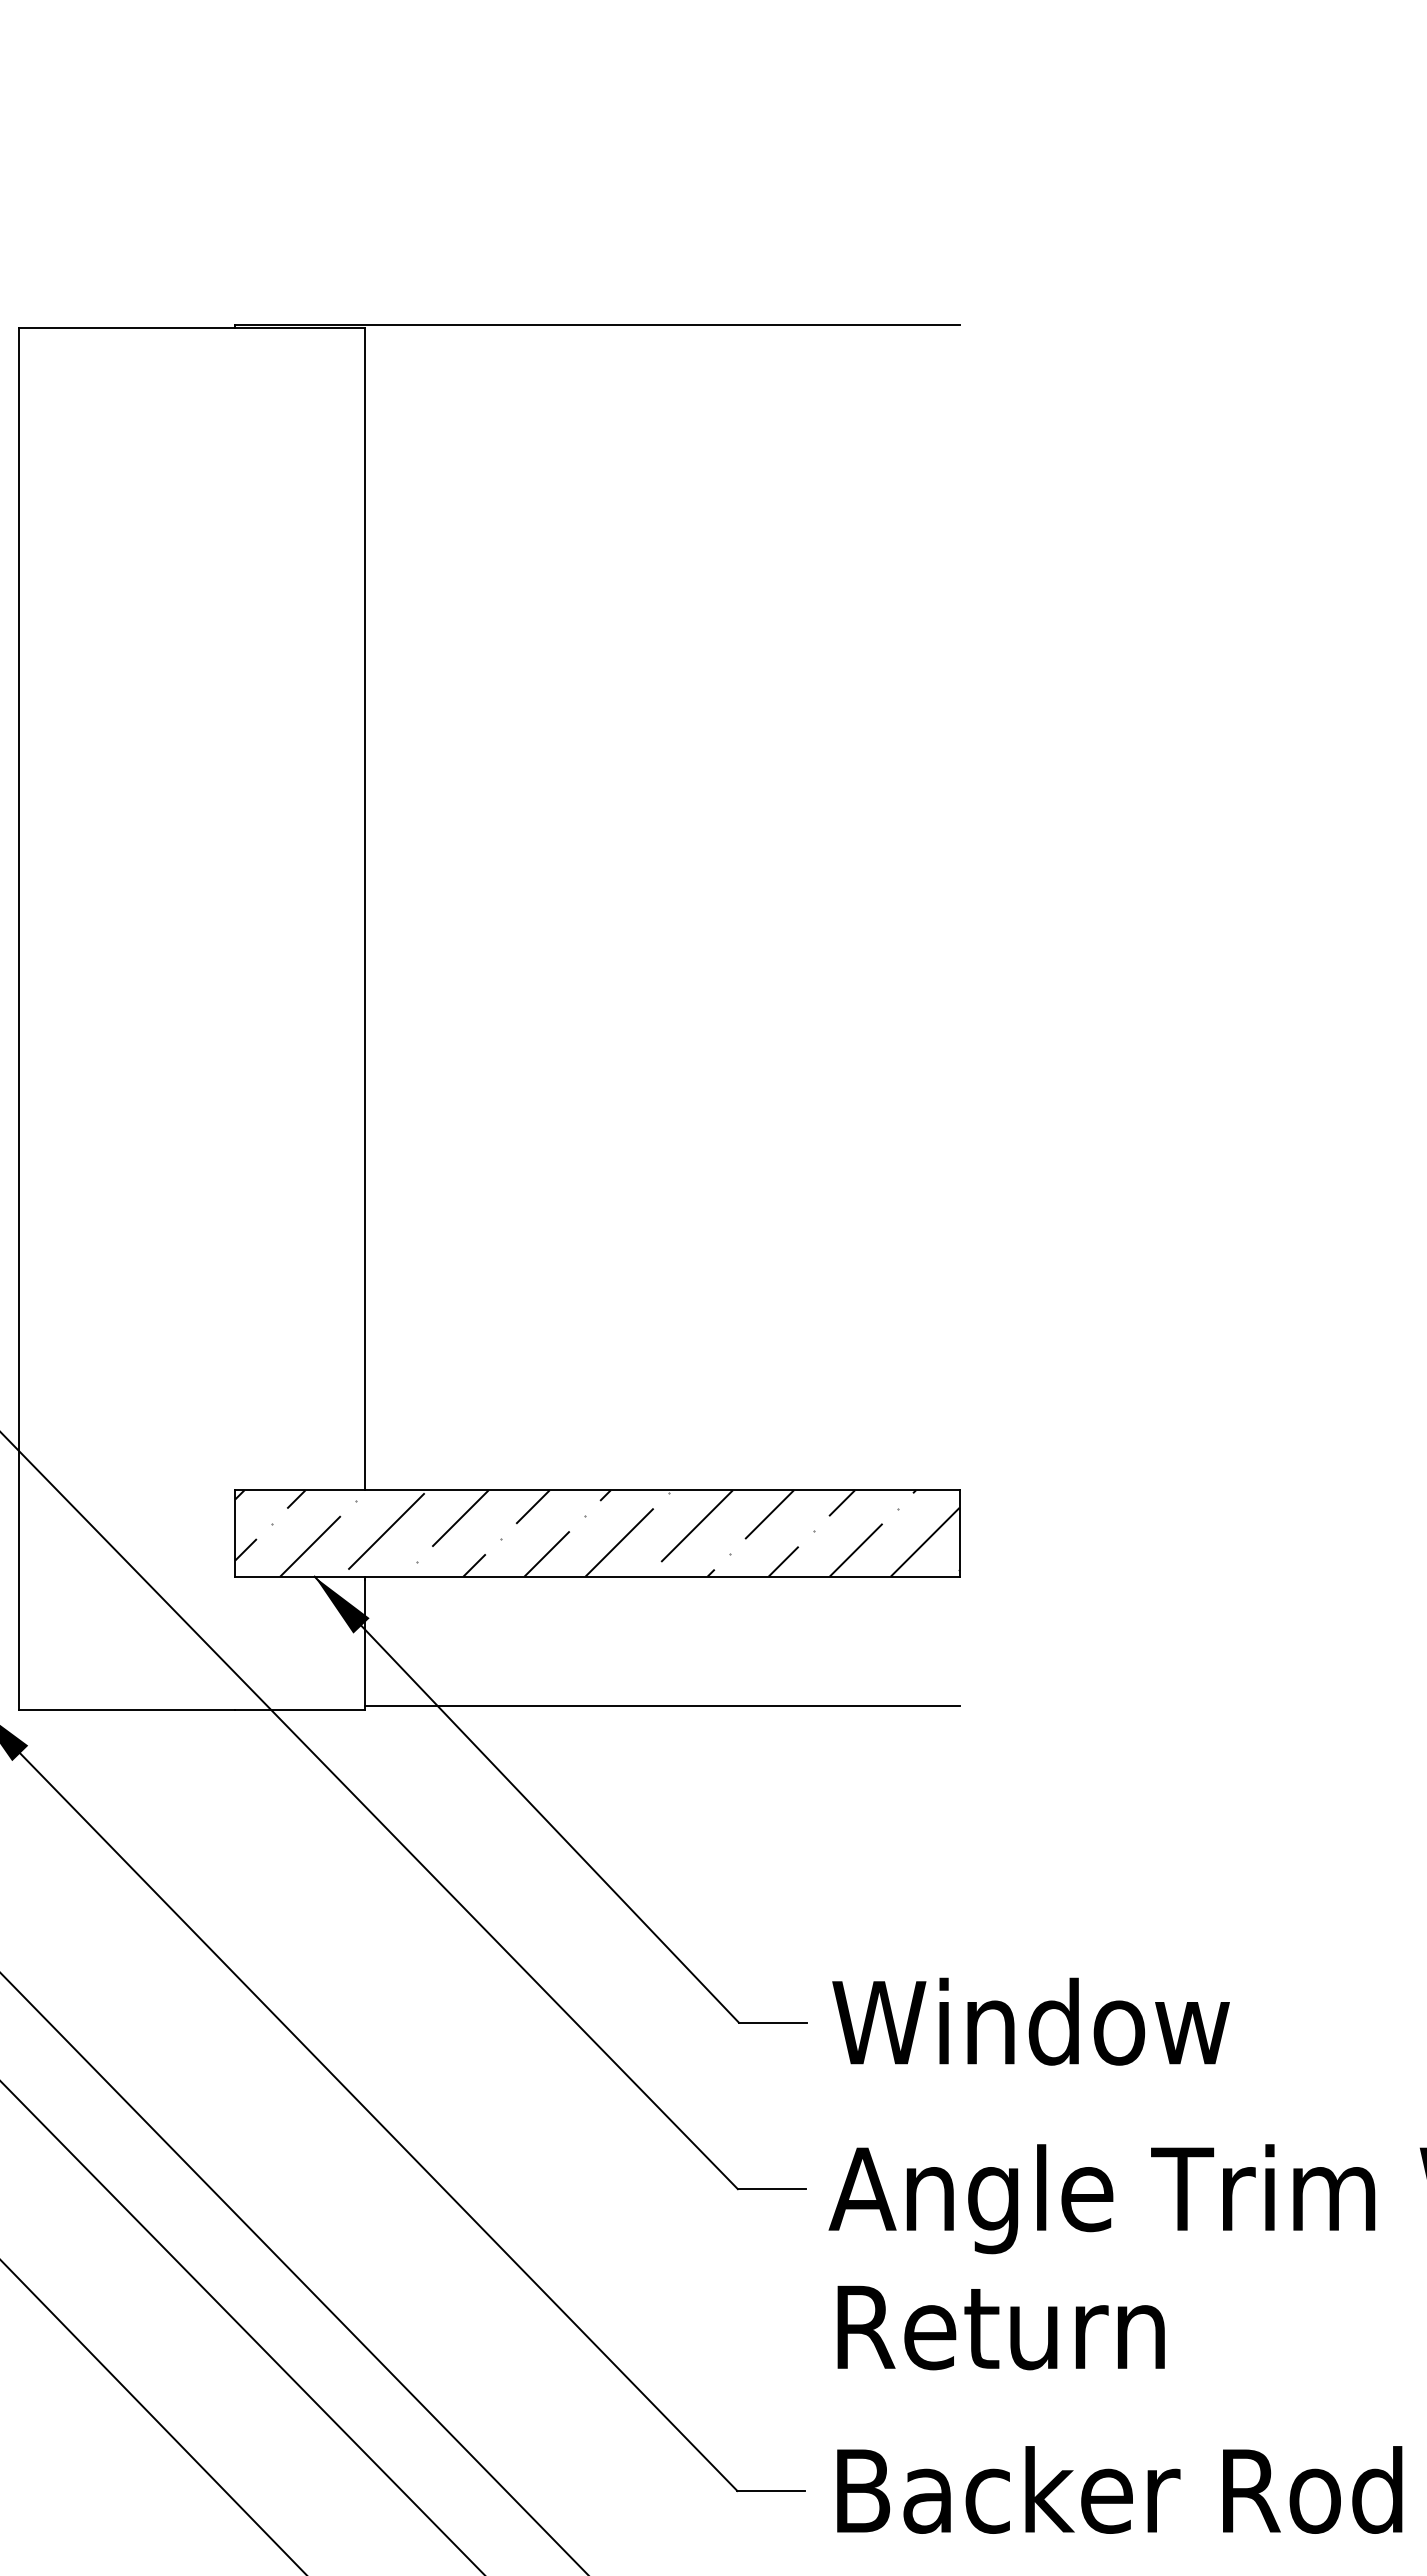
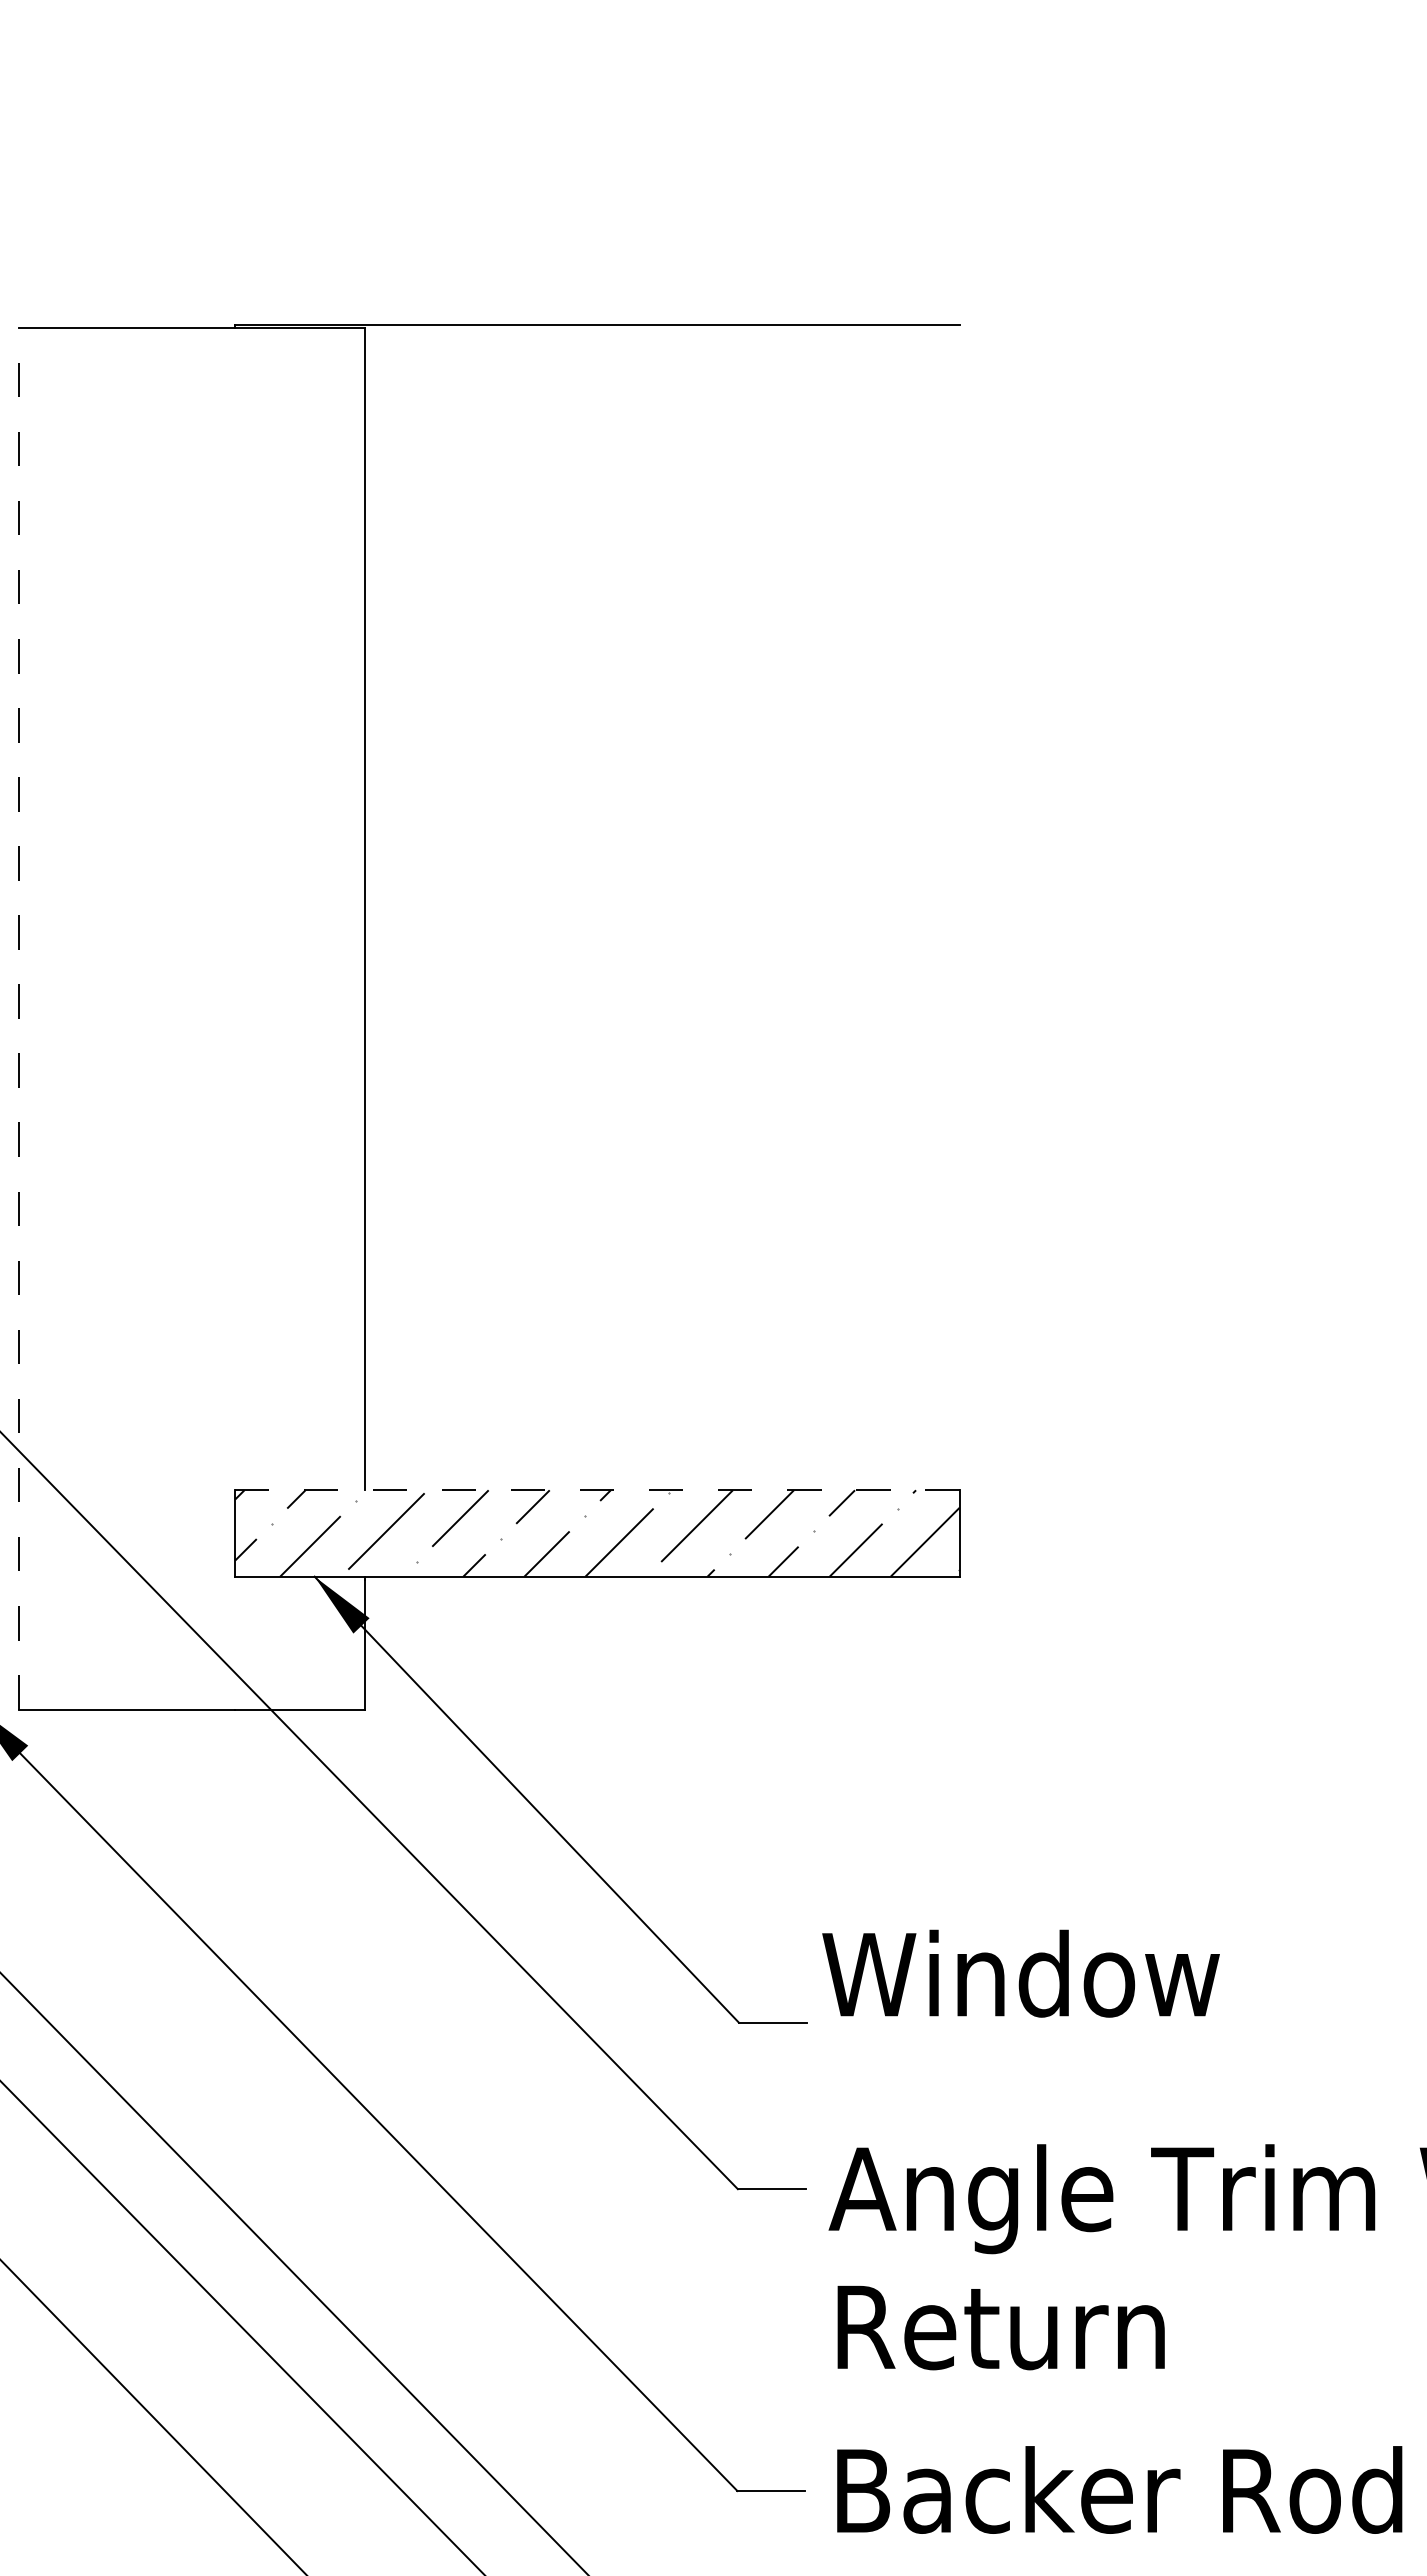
line: solid -> dashed (19, 1018)
line: solid -> dashed (597, 1490)
line: present -> none (661, 1706)
text position: (1030, 2021) -> (1020, 1973) (1020, 1973)
